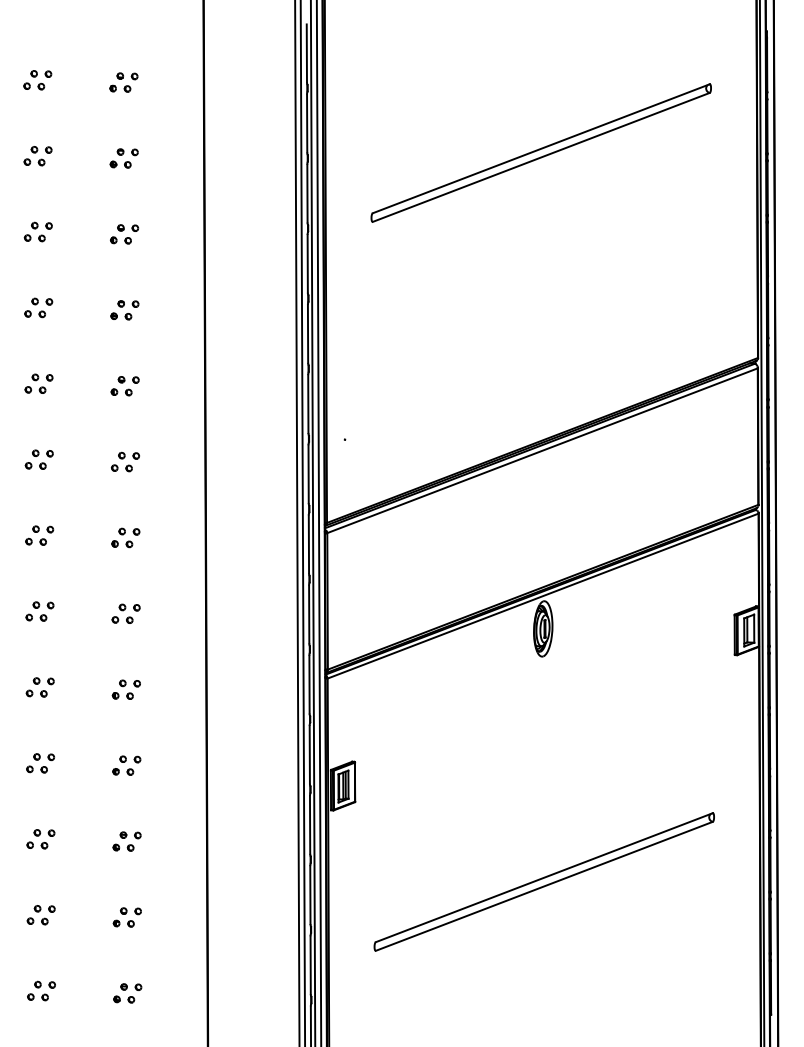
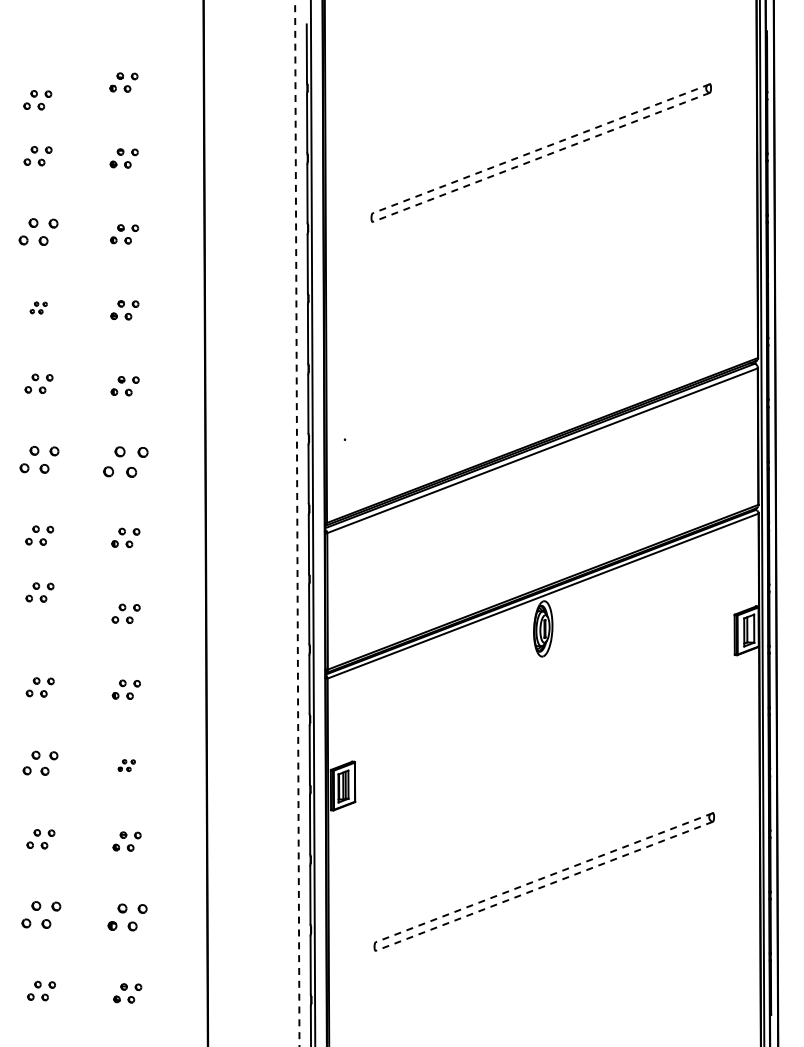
part position: (37, 80) -> (37, 100) (37, 100)
line: solid -> dashed (540, 148)
line: solid -> dashed (540, 157)
part size: 30x22 px -> 41x28 px (38, 231)
part size: 30x22 px -> 19x14 px (38, 307)
part size: 30x21 px -> 41x28 px (39, 459)
part size: 30x22 px -> 46x32 px (125, 461)
line: present -> none (302, 522)
line: present -> none (318, 522)
line: solid -> dashed (297, 523)
part position: (39, 611) -> (39, 592) (39, 592)
part size: 30x21 px -> 37x26 px (40, 762)
part size: 30x21 px -> 19x13 px (126, 765)
line: solid -> dashed (543, 877)
line: solid -> dashed (543, 886)
part size: 30x21 px -> 41x28 px (41, 914)
part size: 30x21 px -> 41x29 px (127, 917)
